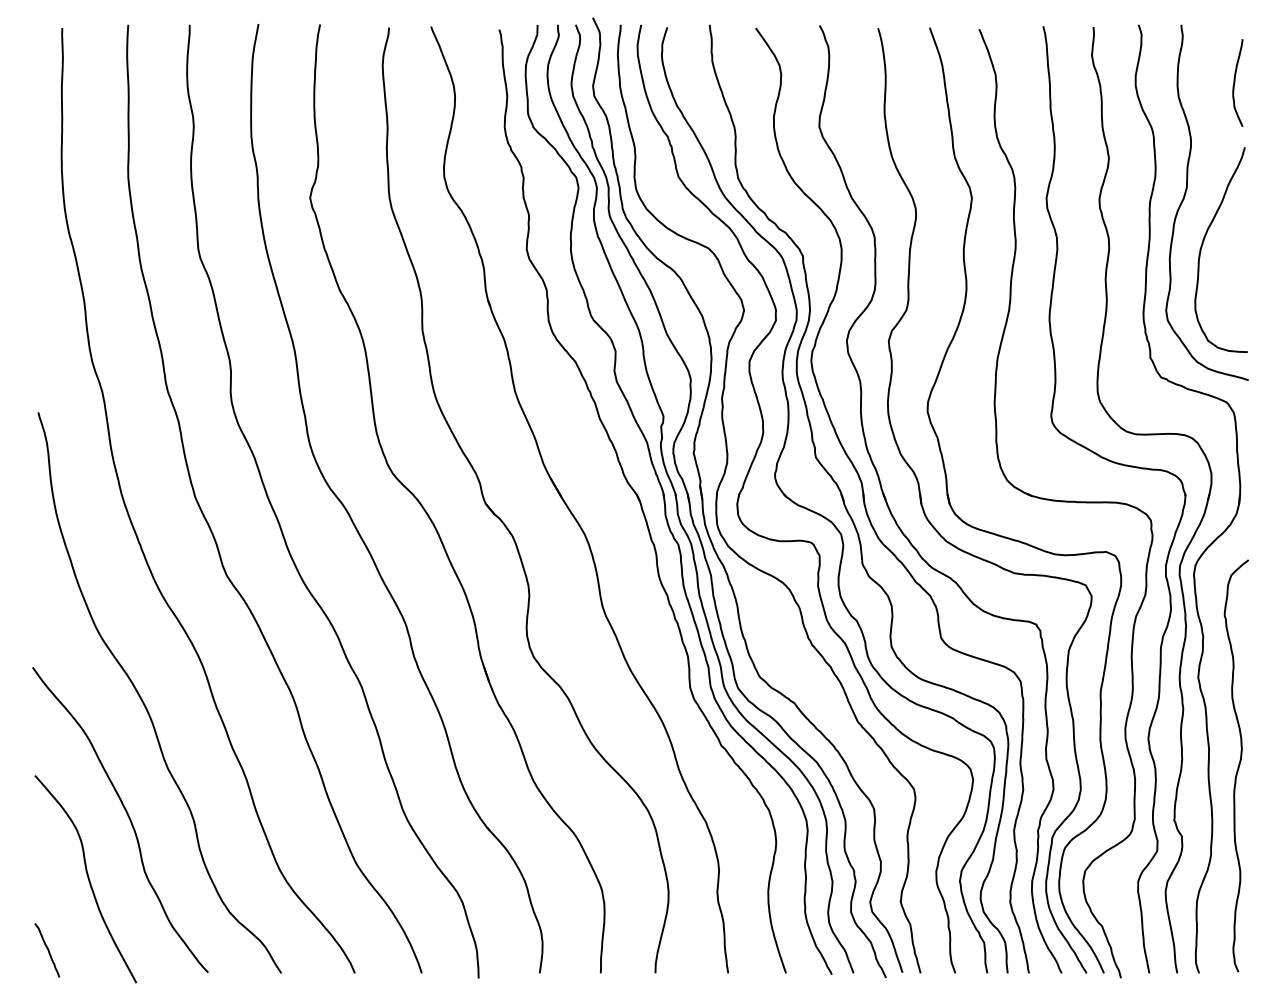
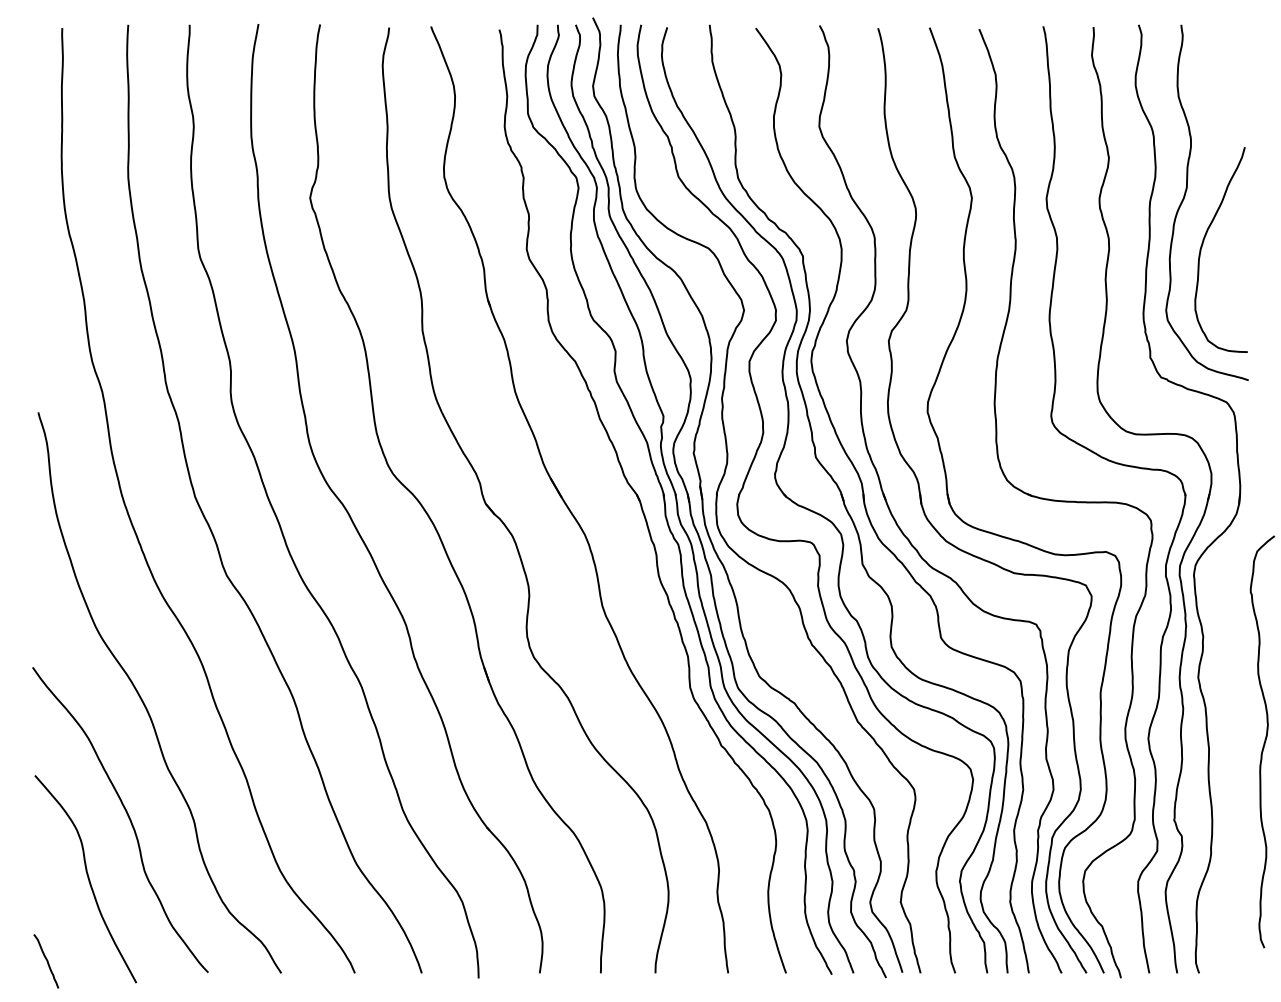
curve: present -> none (1235, 82)
curve position: (1237, 767) -> (1263, 743) (1263, 743)
curve position: (47, 950) -> (46, 961) (46, 961)
